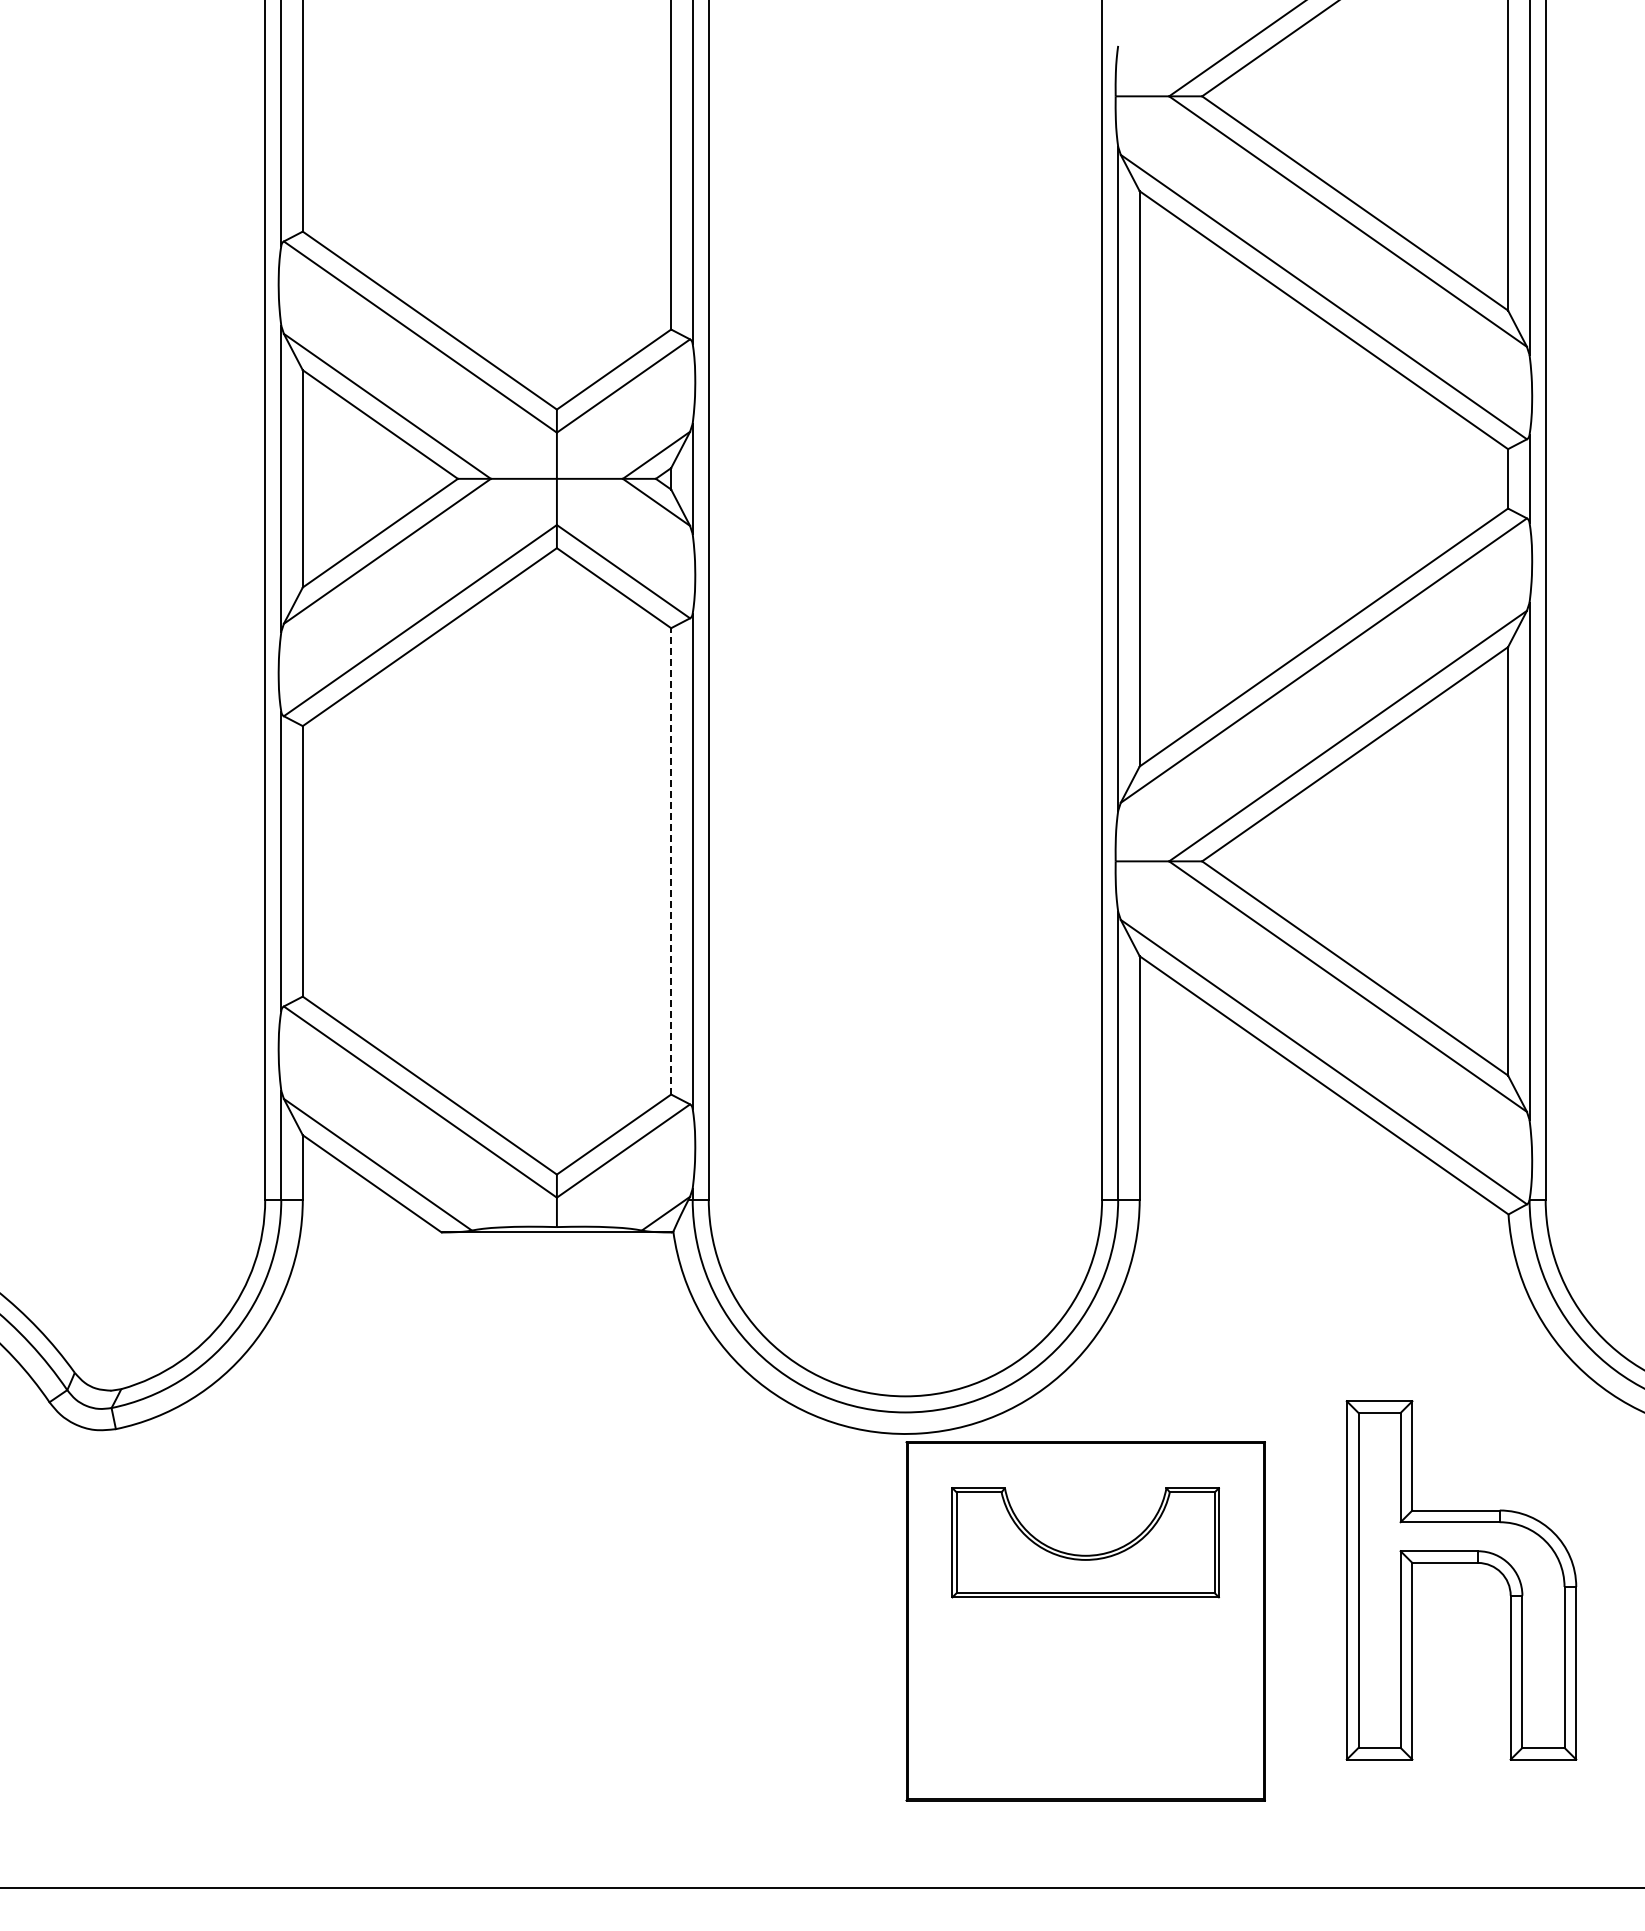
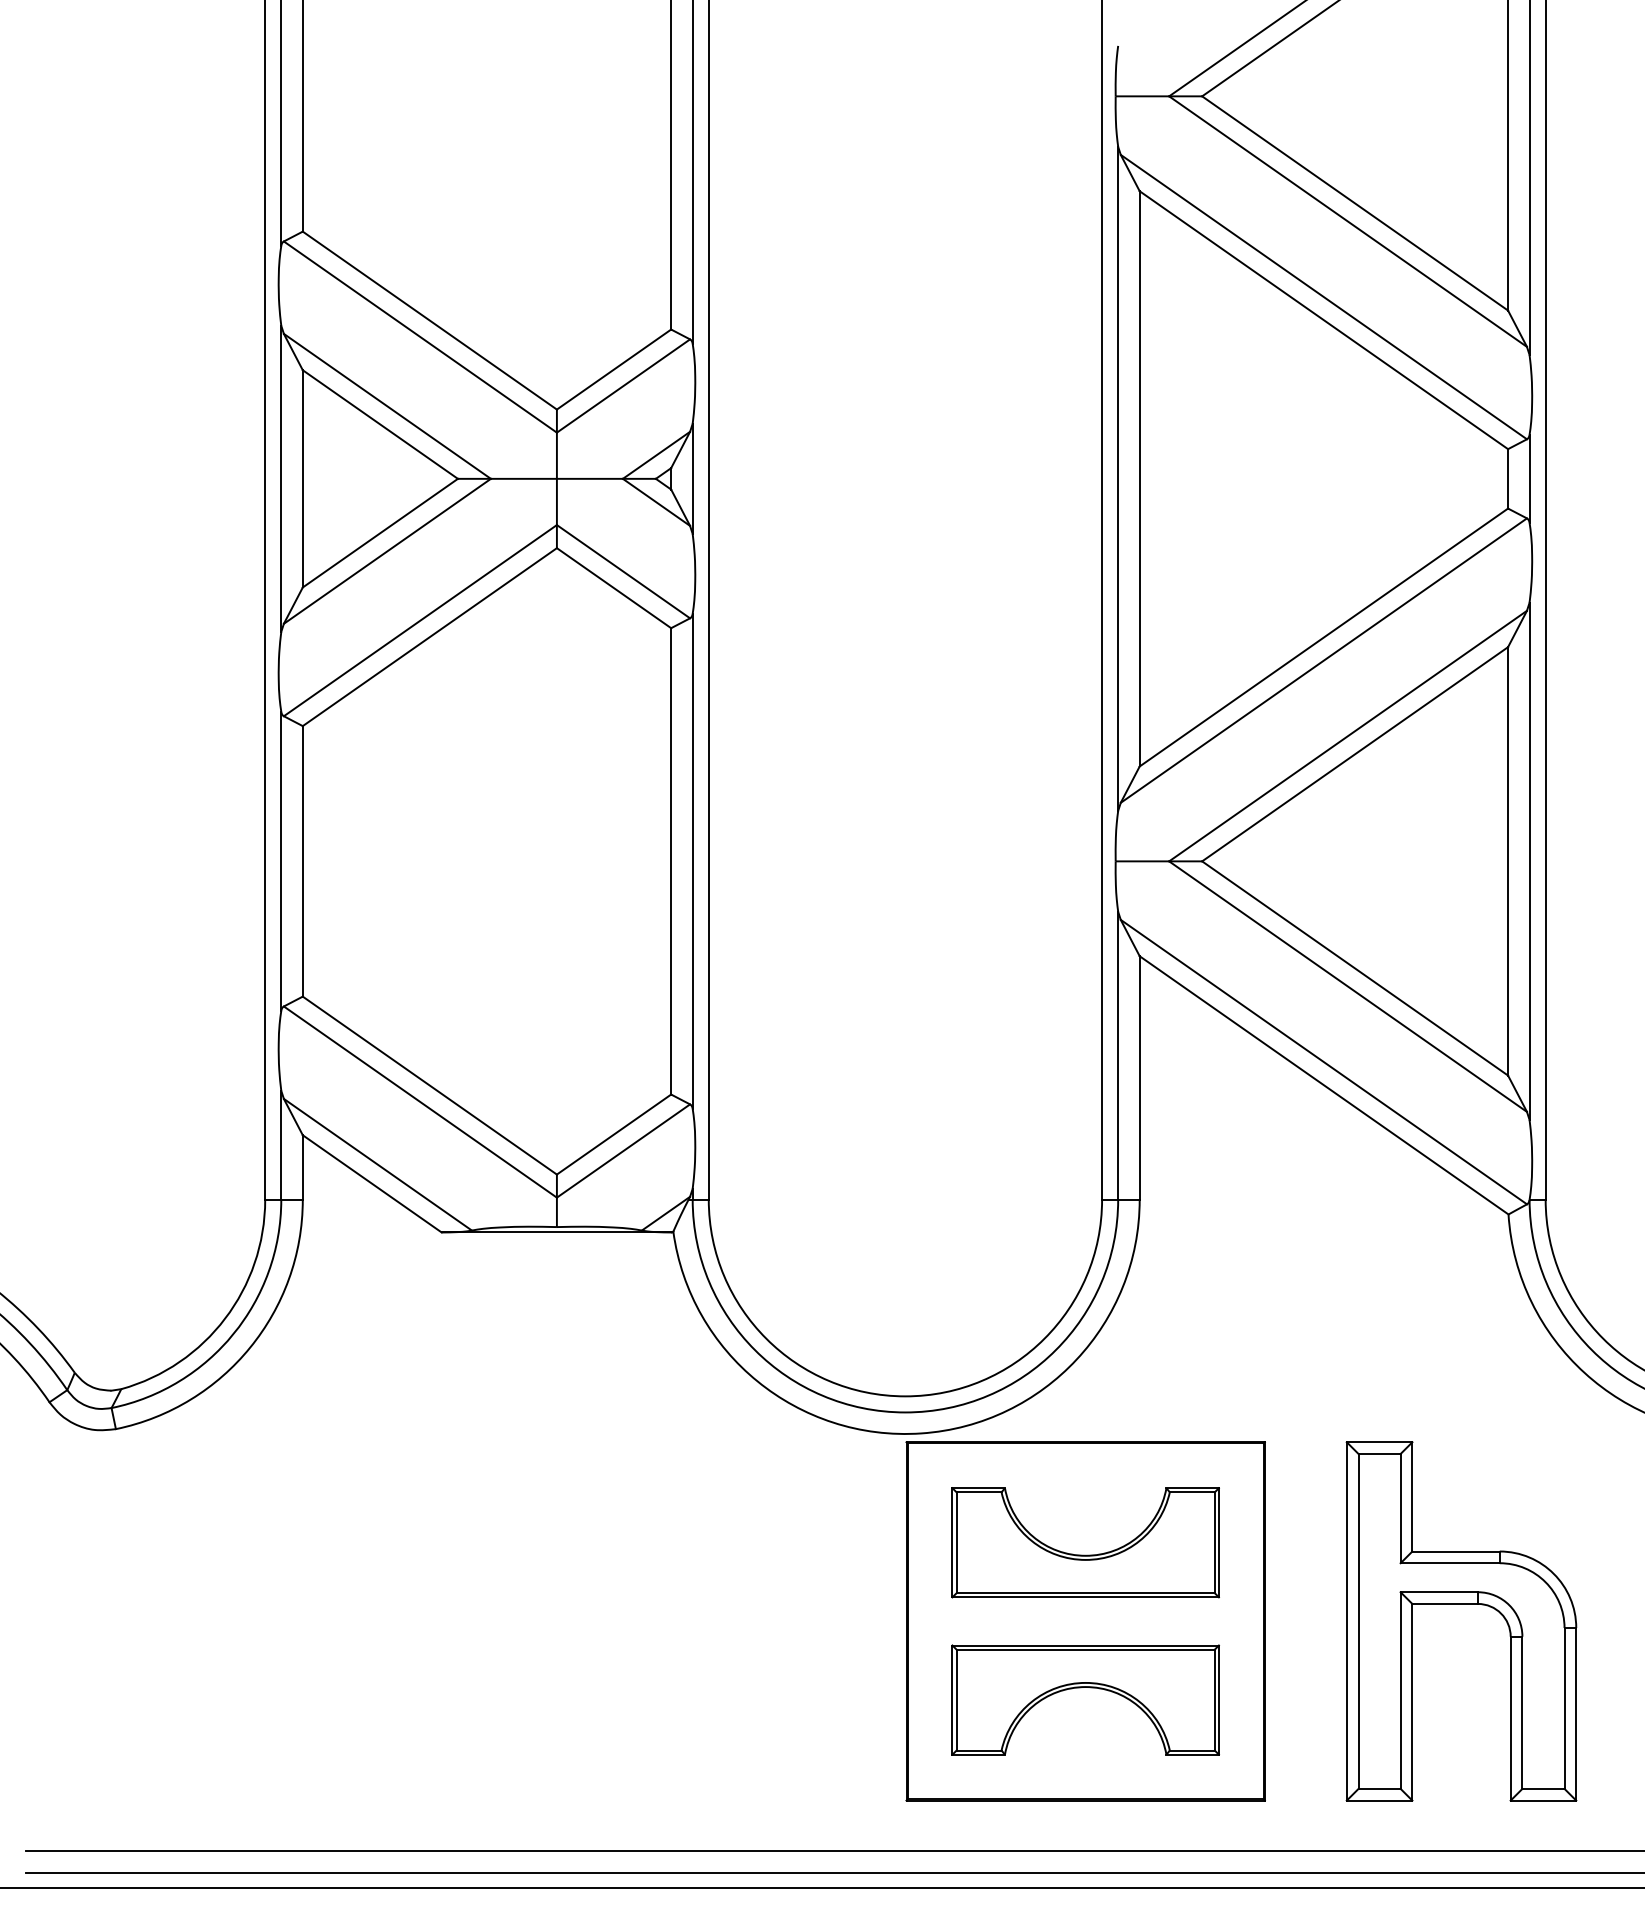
line: dashed -> solid (671, 860)
part position: (1461, 1563) -> (1461, 1604) (1461, 1604)
part: none -> present (1085, 1687)
line: none -> present (833, 1851)
line: none -> present (833, 1873)
